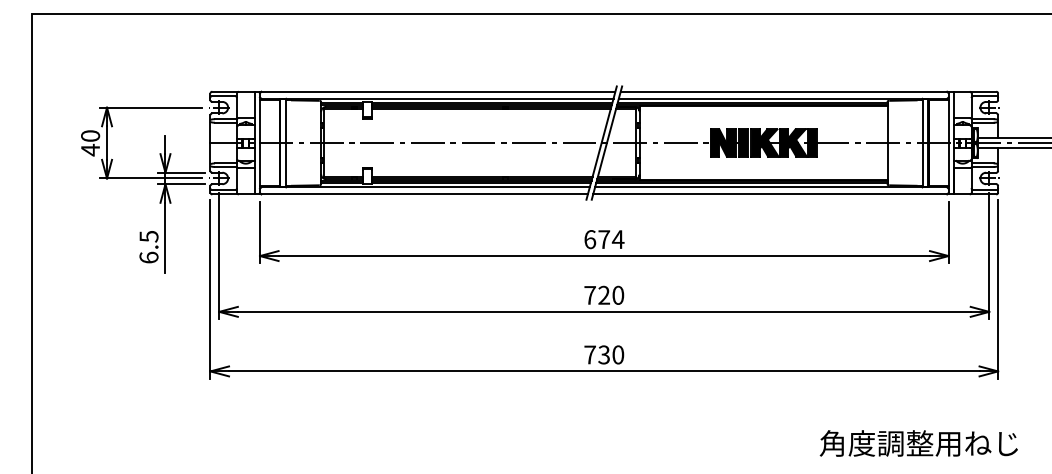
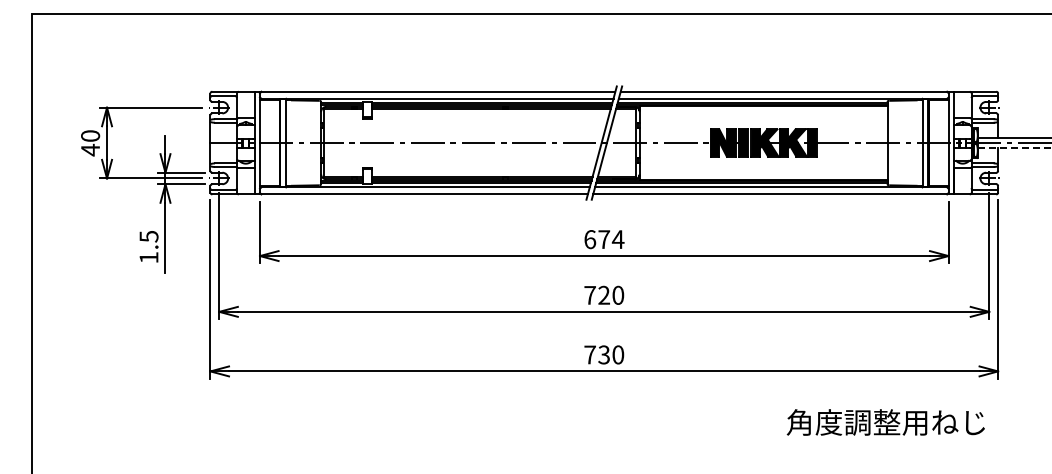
line: solid -> dashed (1014, 147)
text: 6.5 -> 1.5 (148, 257)
text position: (918, 443) -> (885, 422) (885, 422)
